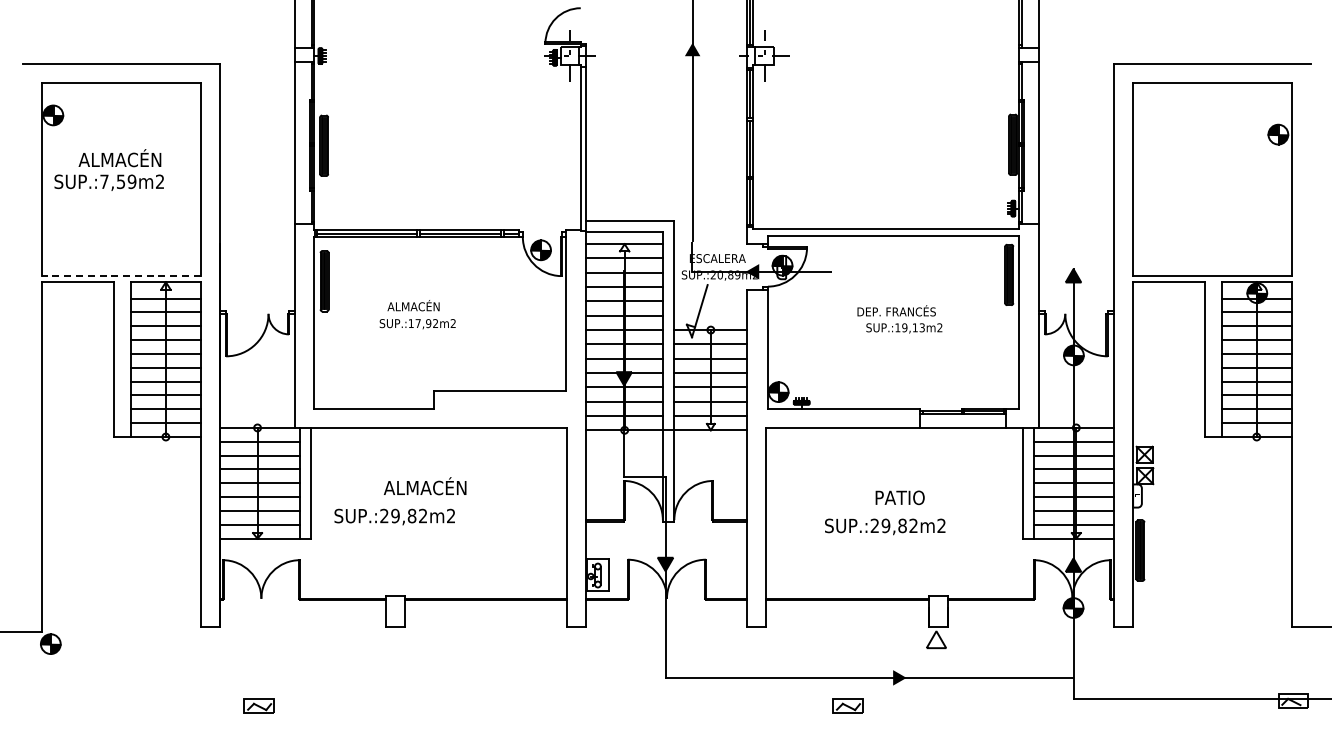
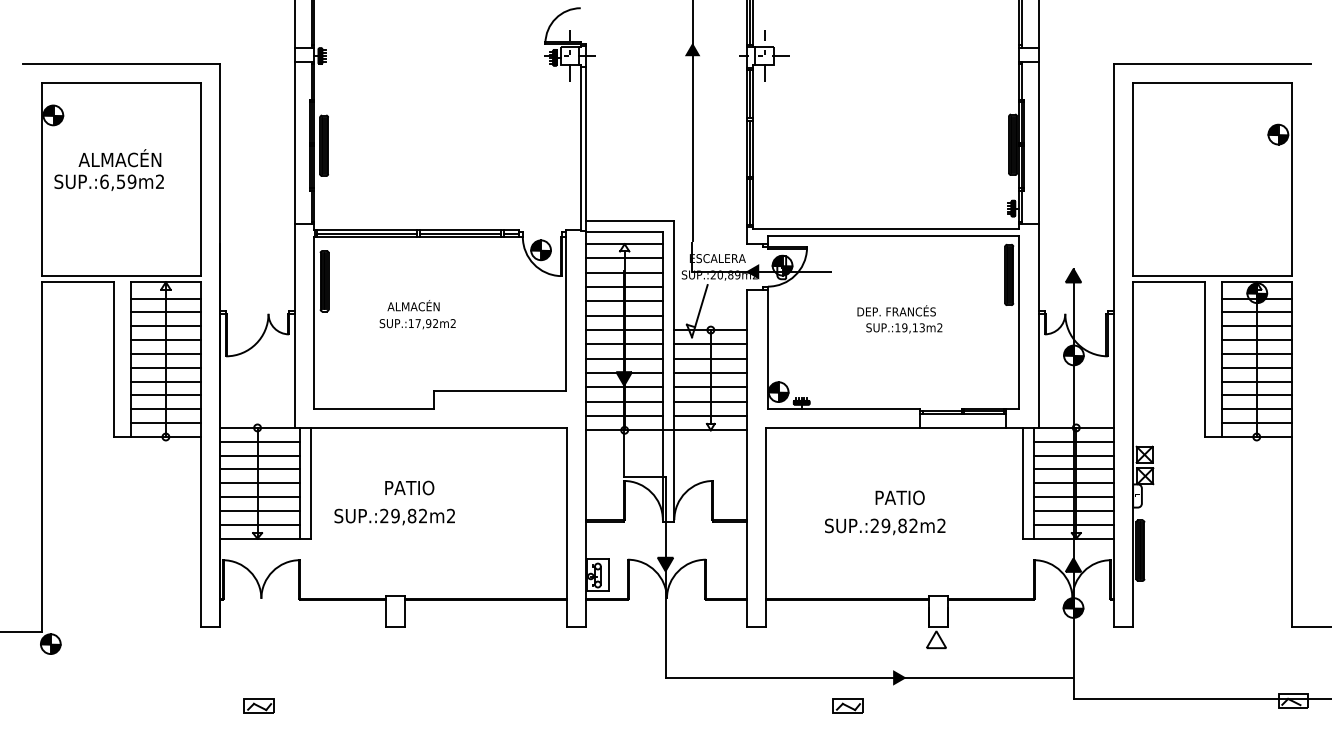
text: SUP.:7,59m2 -> SUP.:6,59m2 (104, 181)
line: dashed -> solid (121, 275)
text: ALMACÉN -> PATIO (424, 486)
